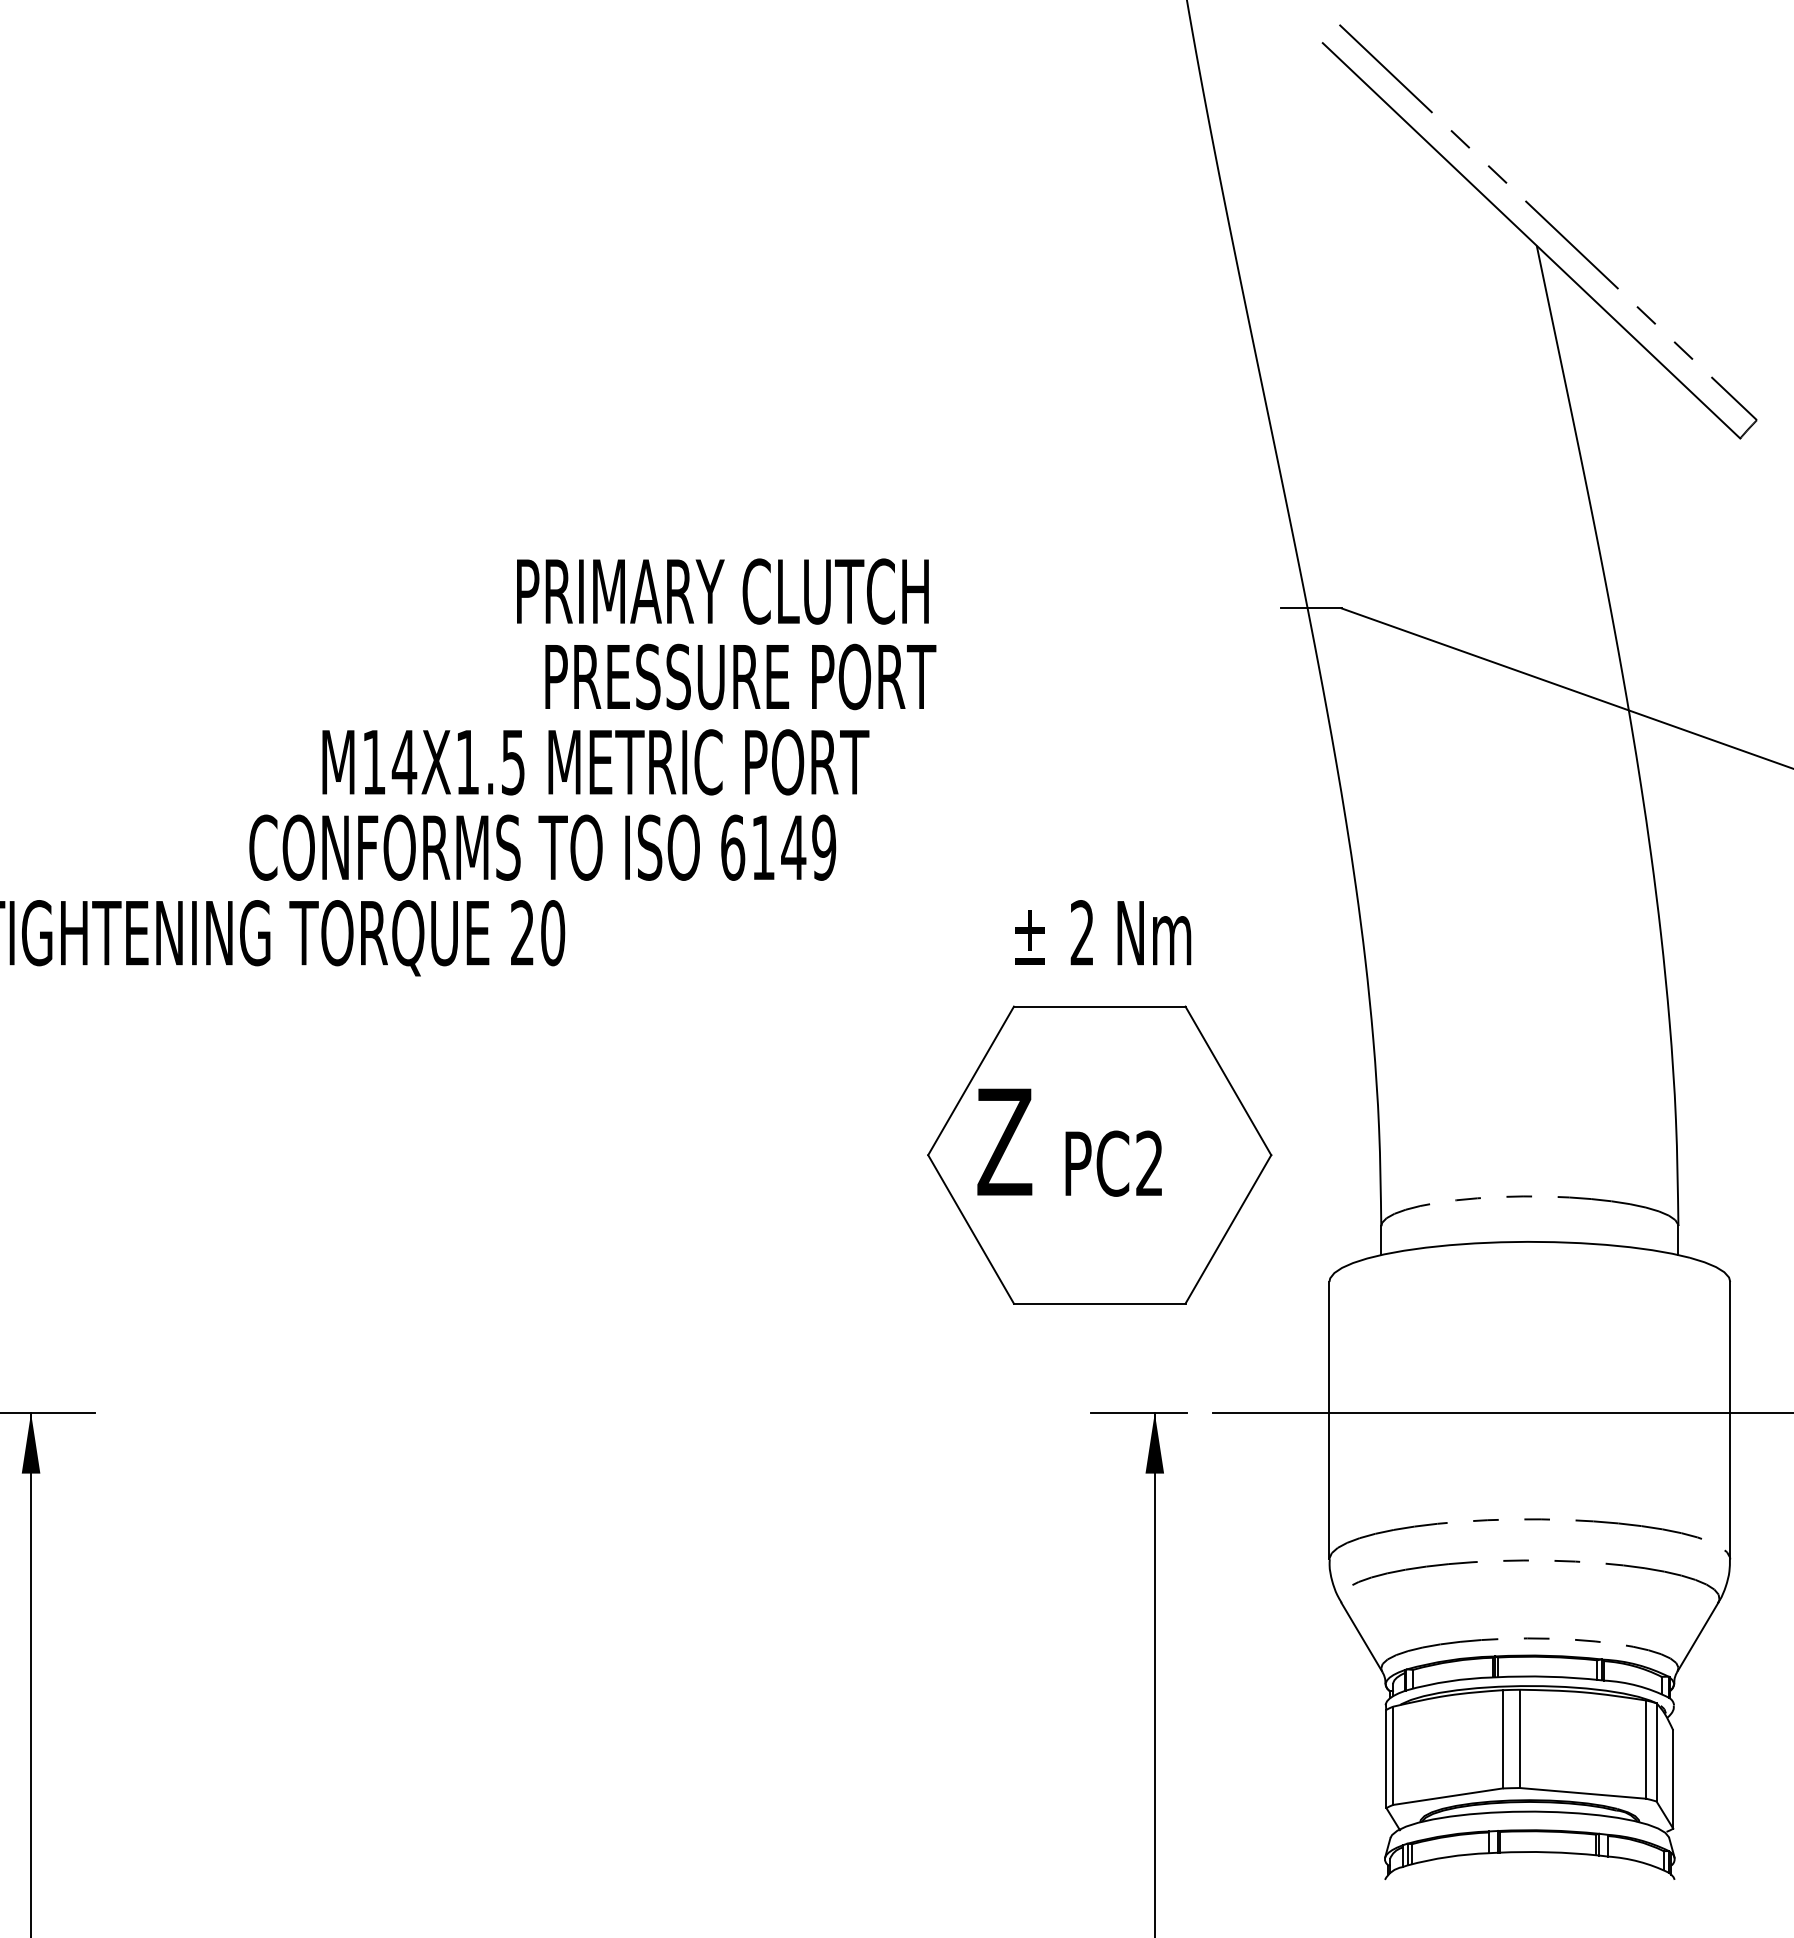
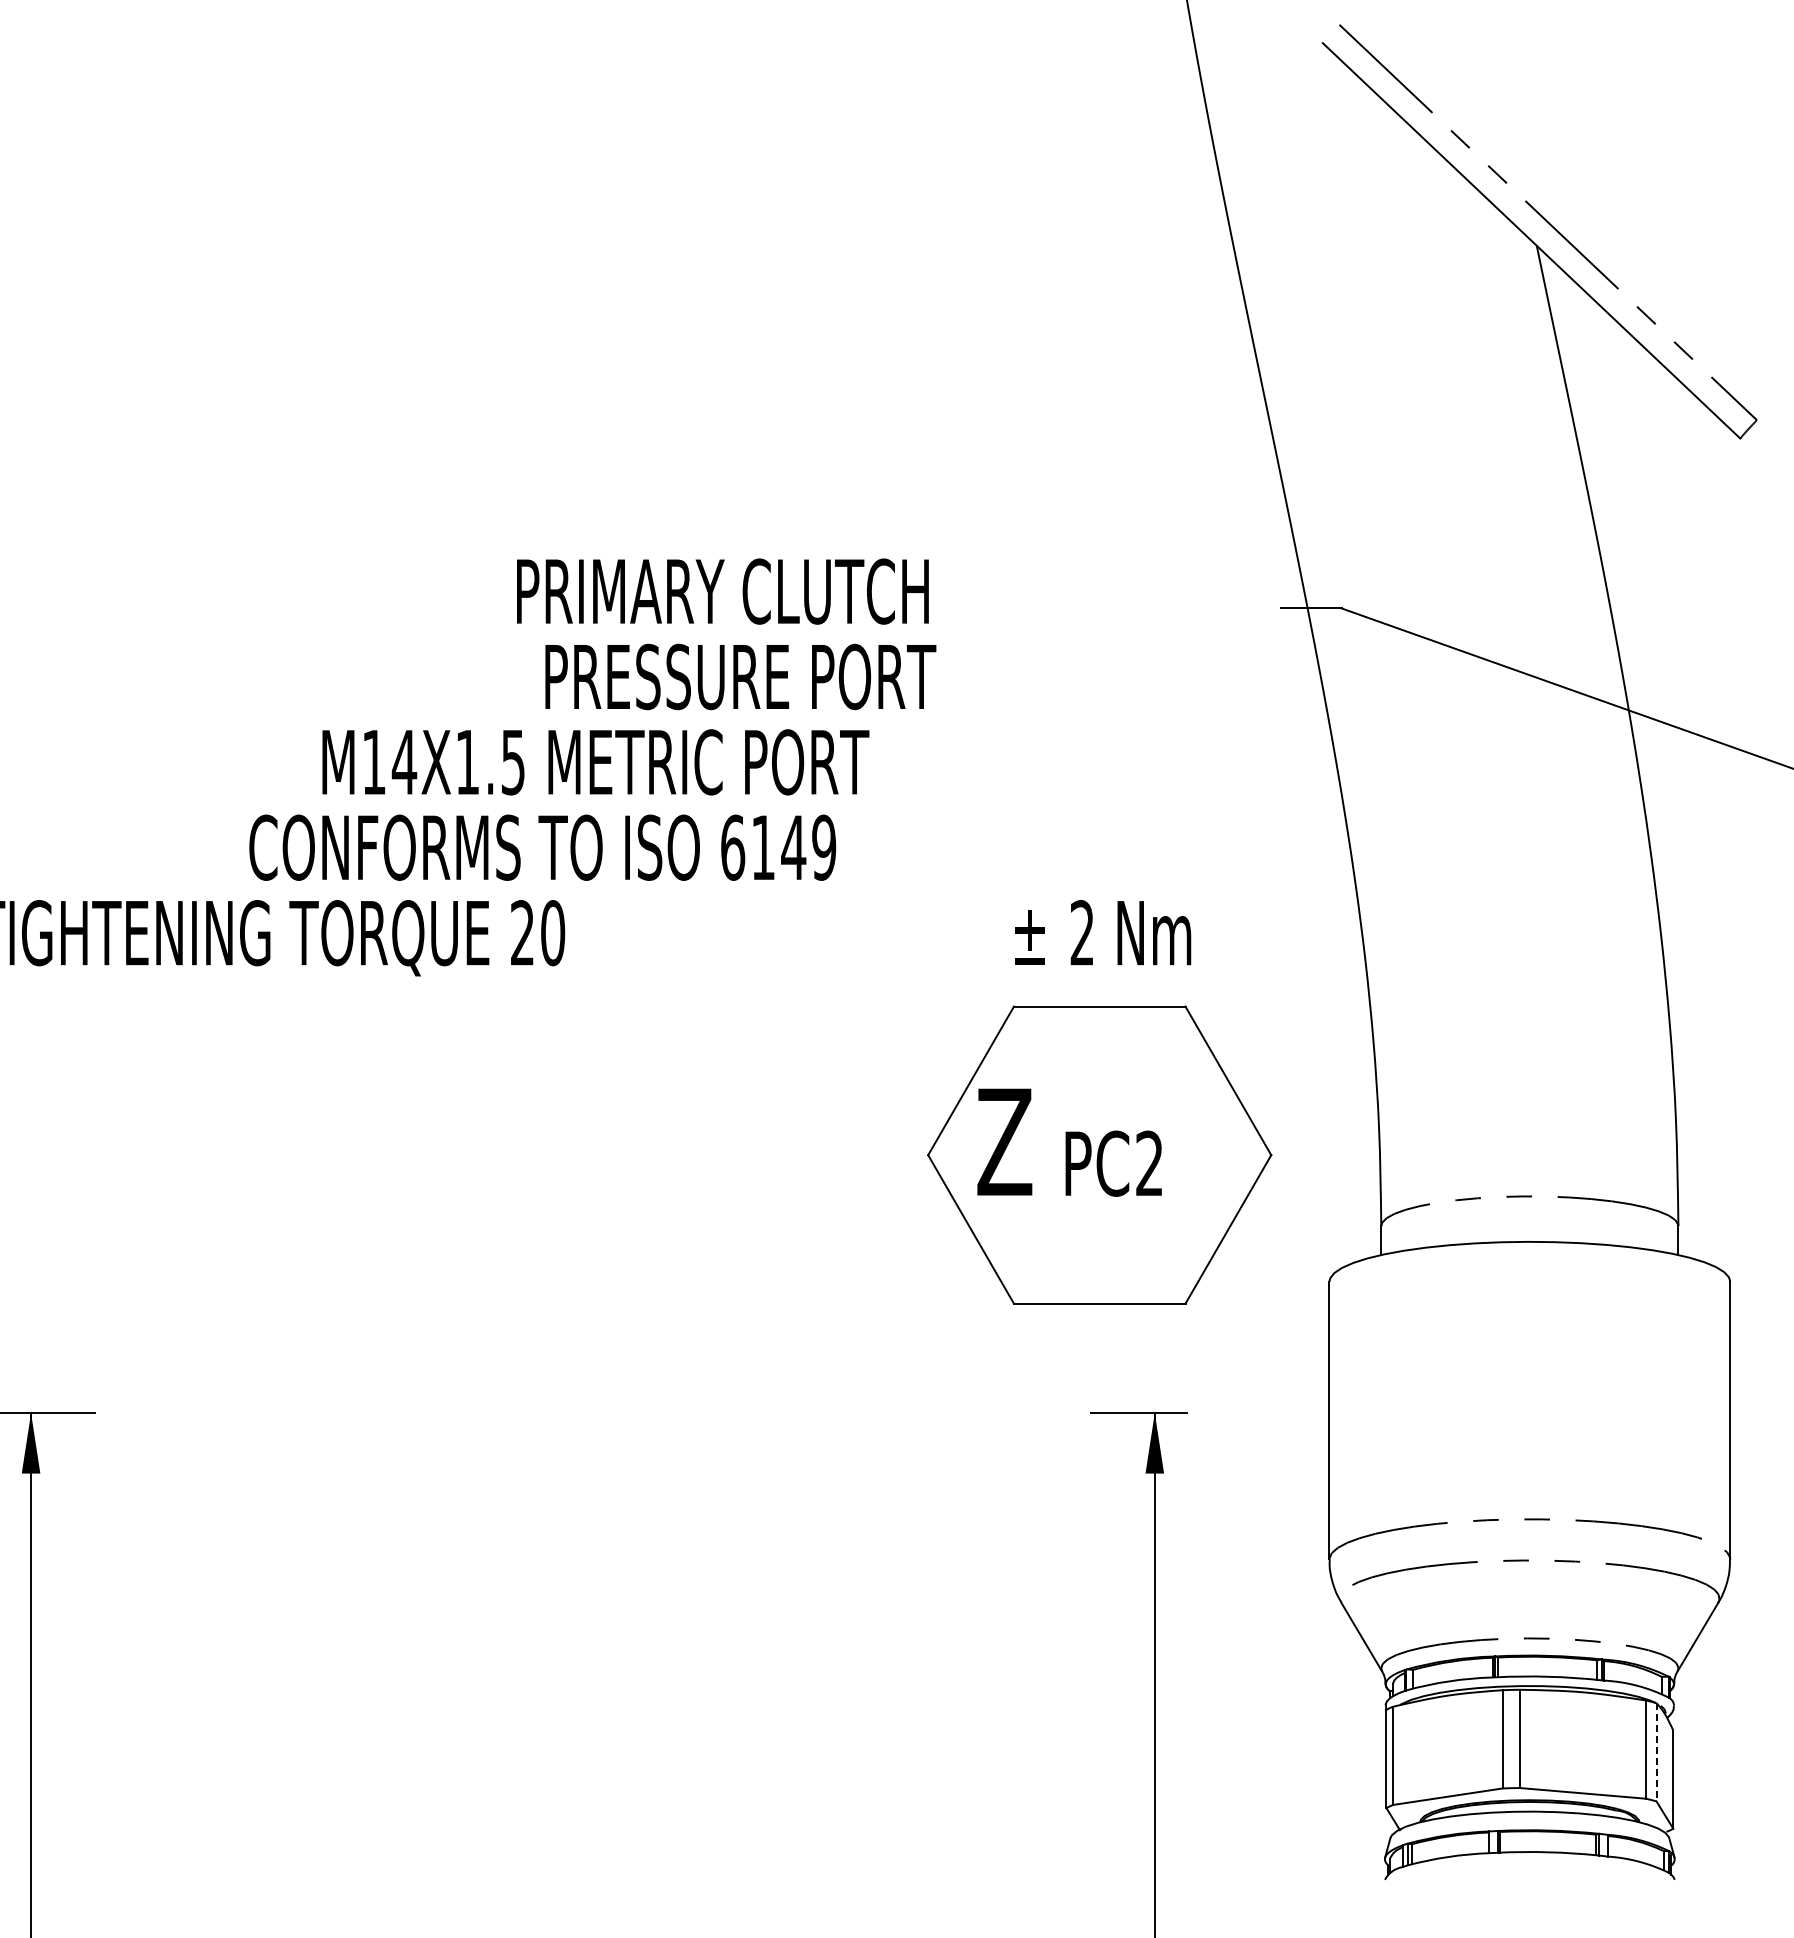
line: present -> none (1501, 1413)
line: solid -> dashed (1656, 1752)
